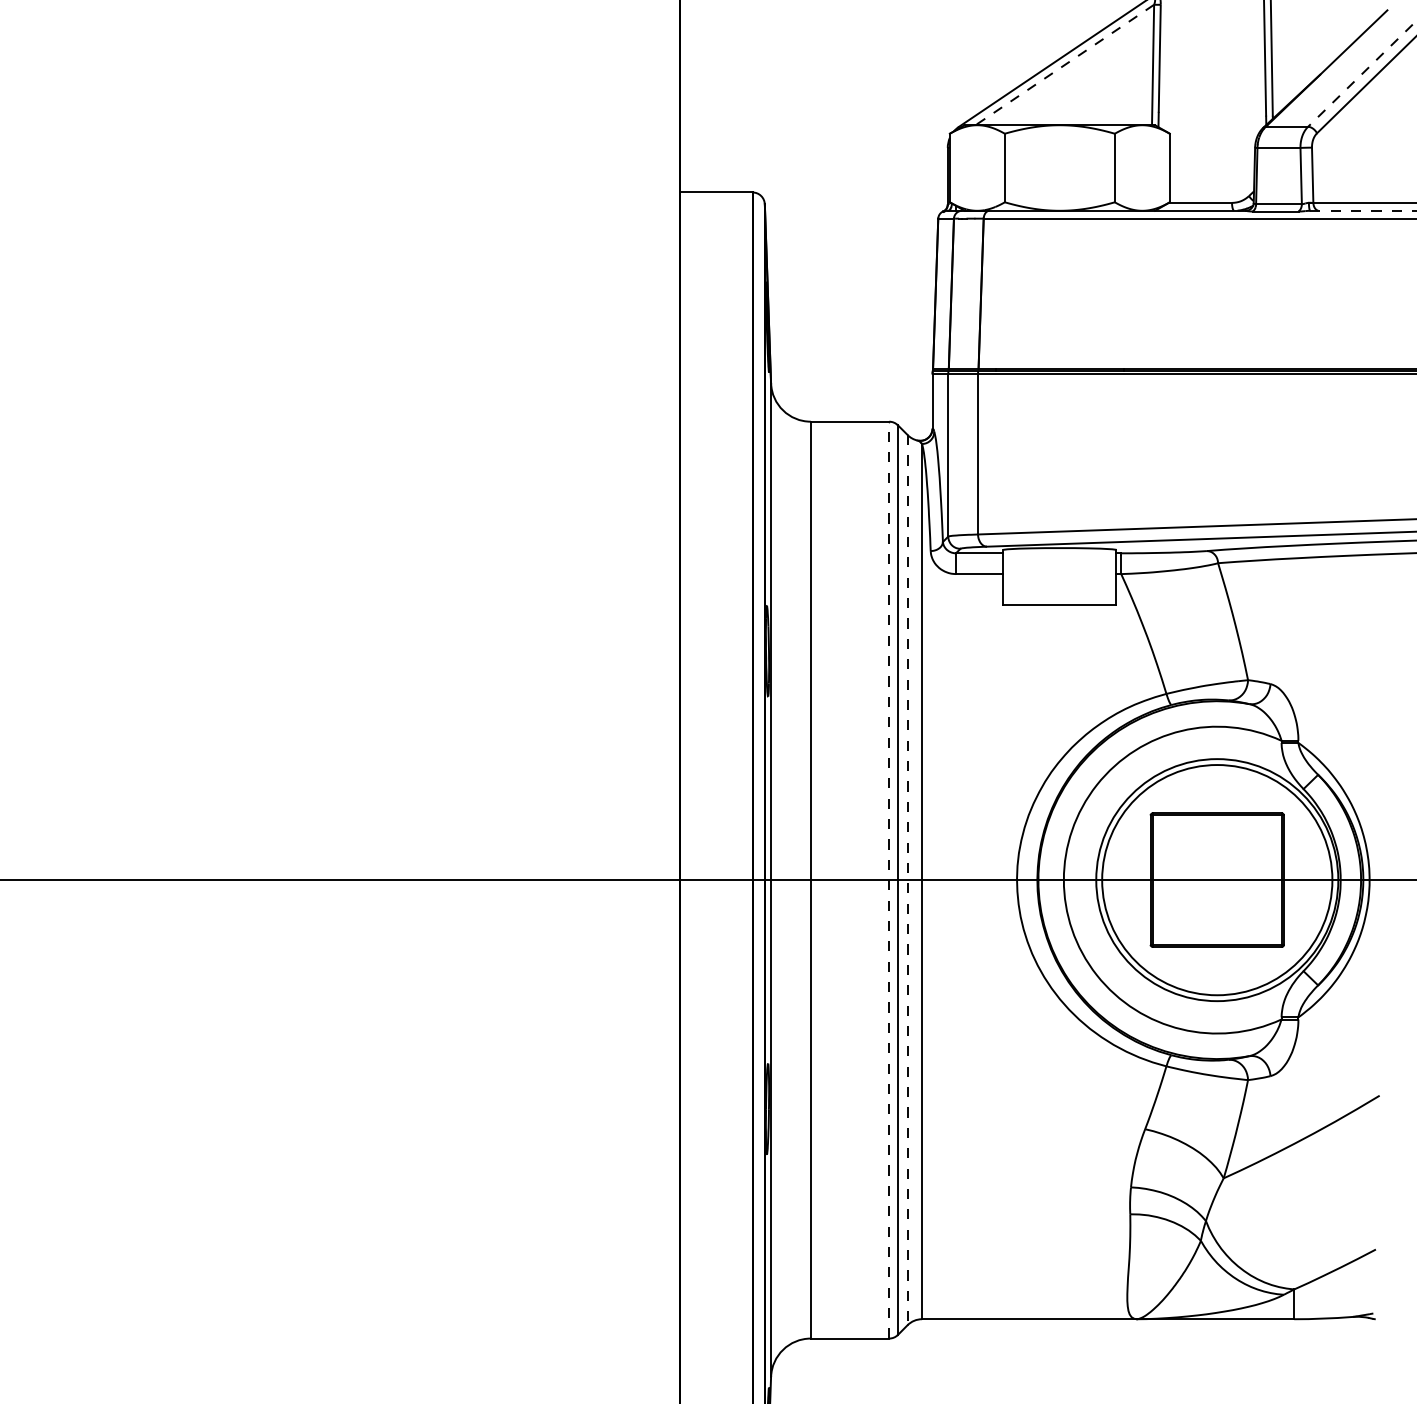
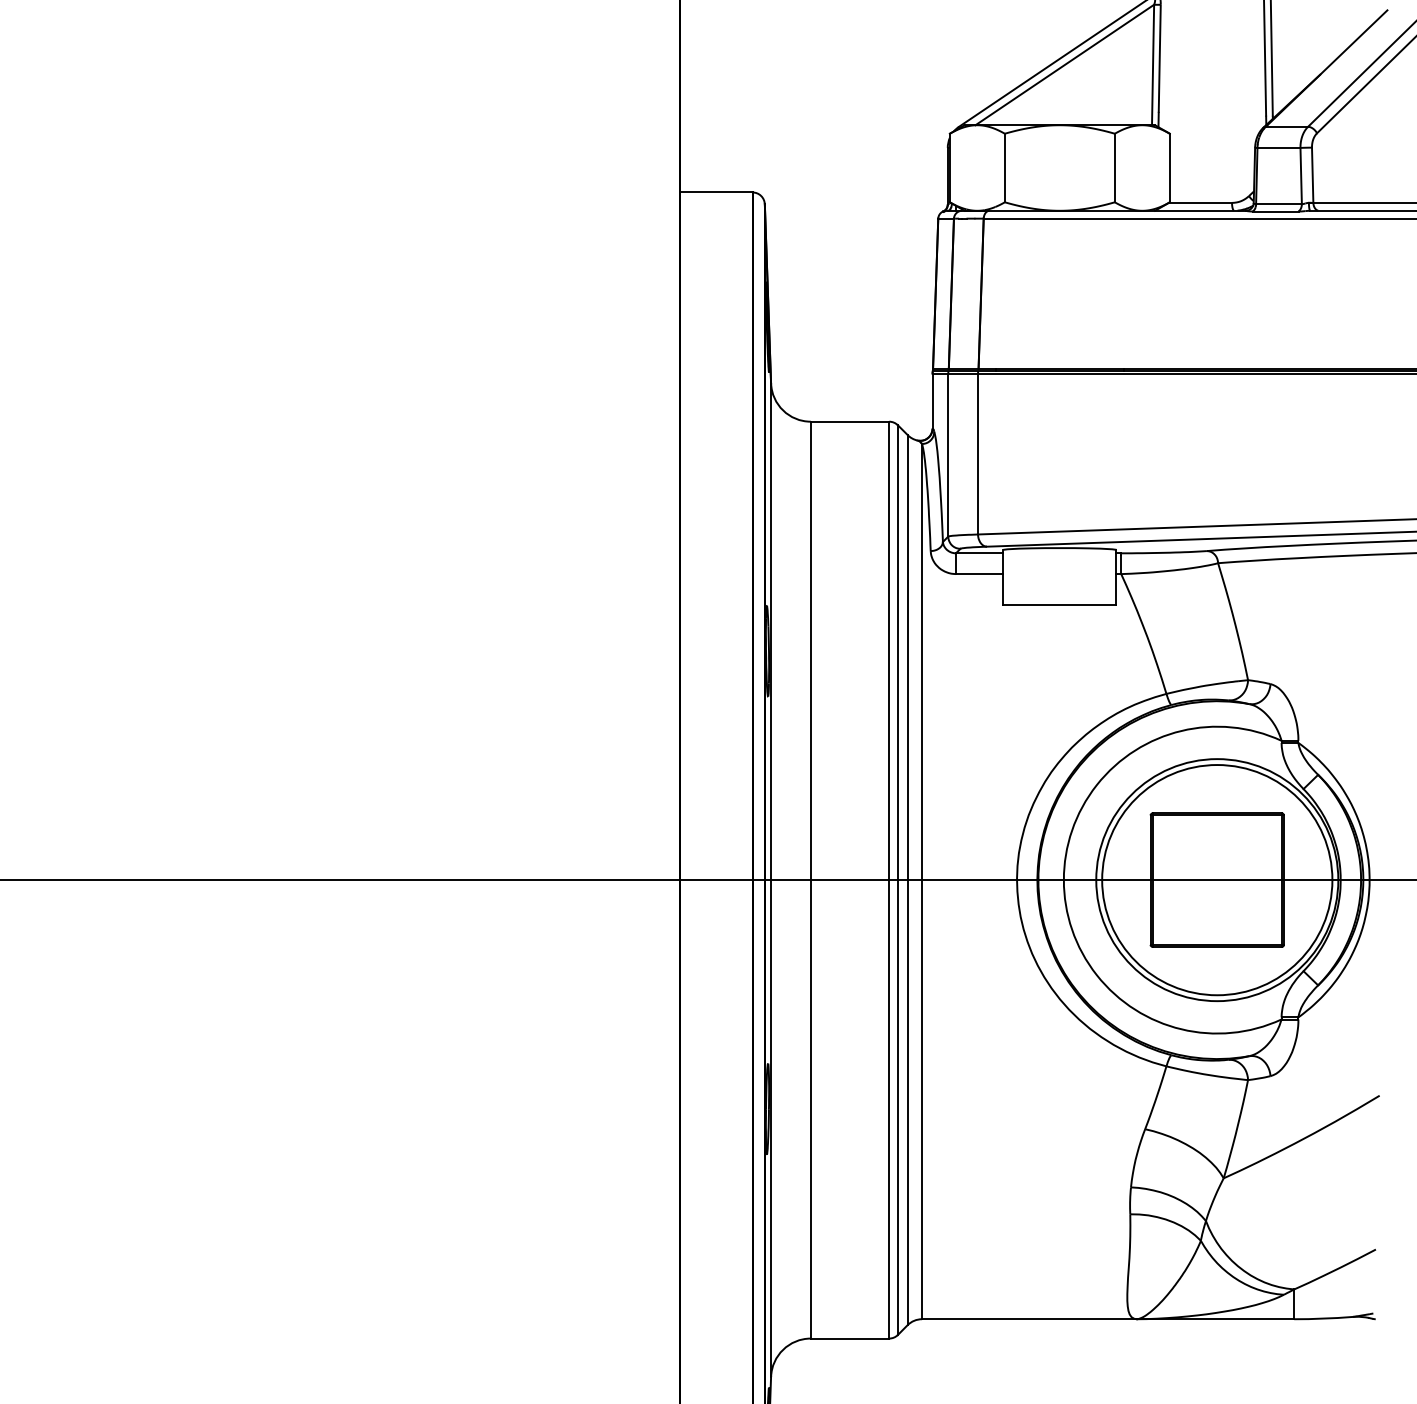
line: dashed -> solid (1064, 65)
line: dashed -> solid (1362, 73)
line: dashed -> solid (1363, 210)
line: dashed -> solid (889, 879)
line: dashed -> solid (907, 880)
